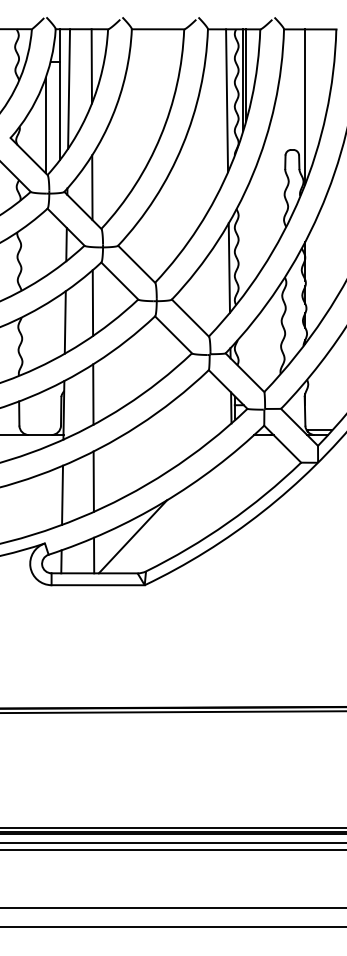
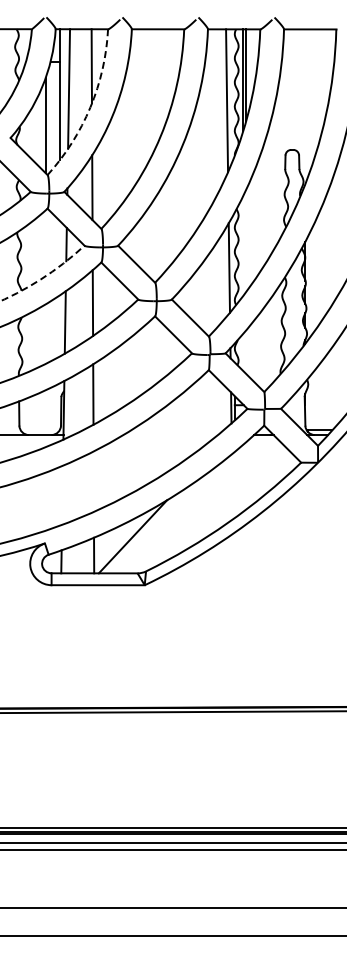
line: present -> none (305, 106)
arc: solid -> dashed (90, 107)
arc: solid -> dashed (44, 277)
line: present -> none (93, 481)
line: present -> none (62, 494)
line position: (172, 927) -> (172, 936) (172, 936)
